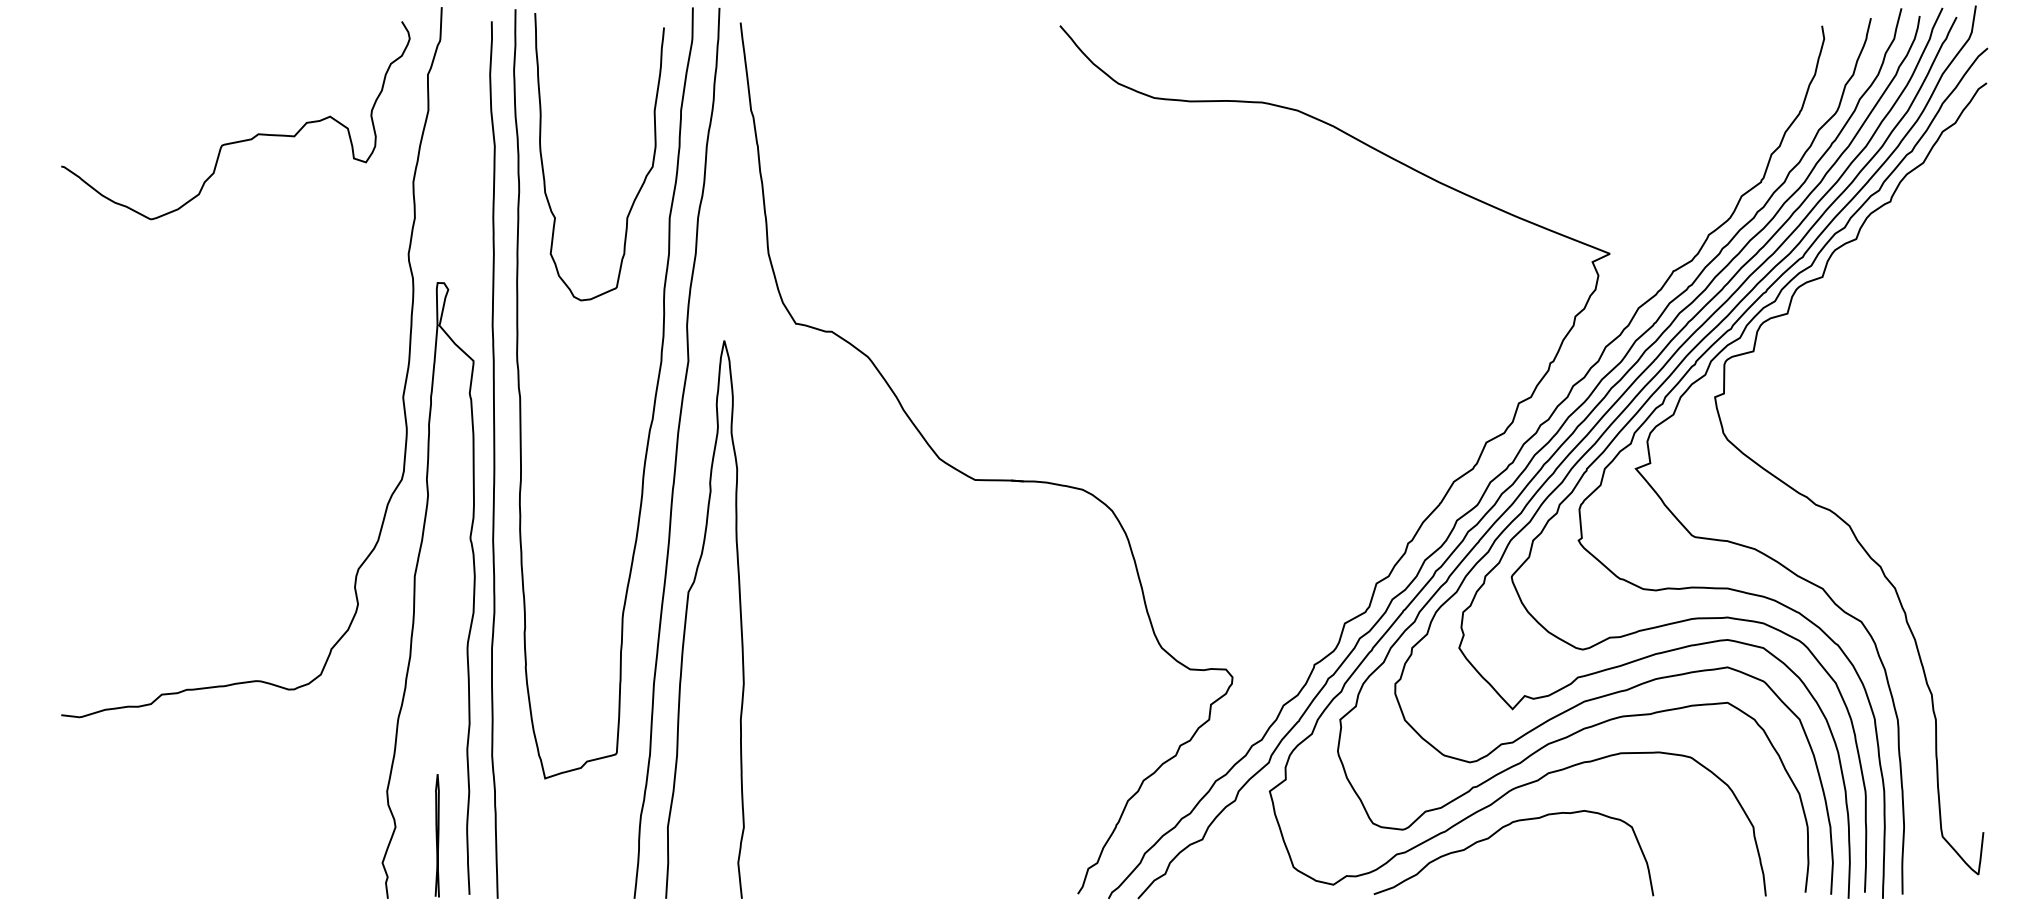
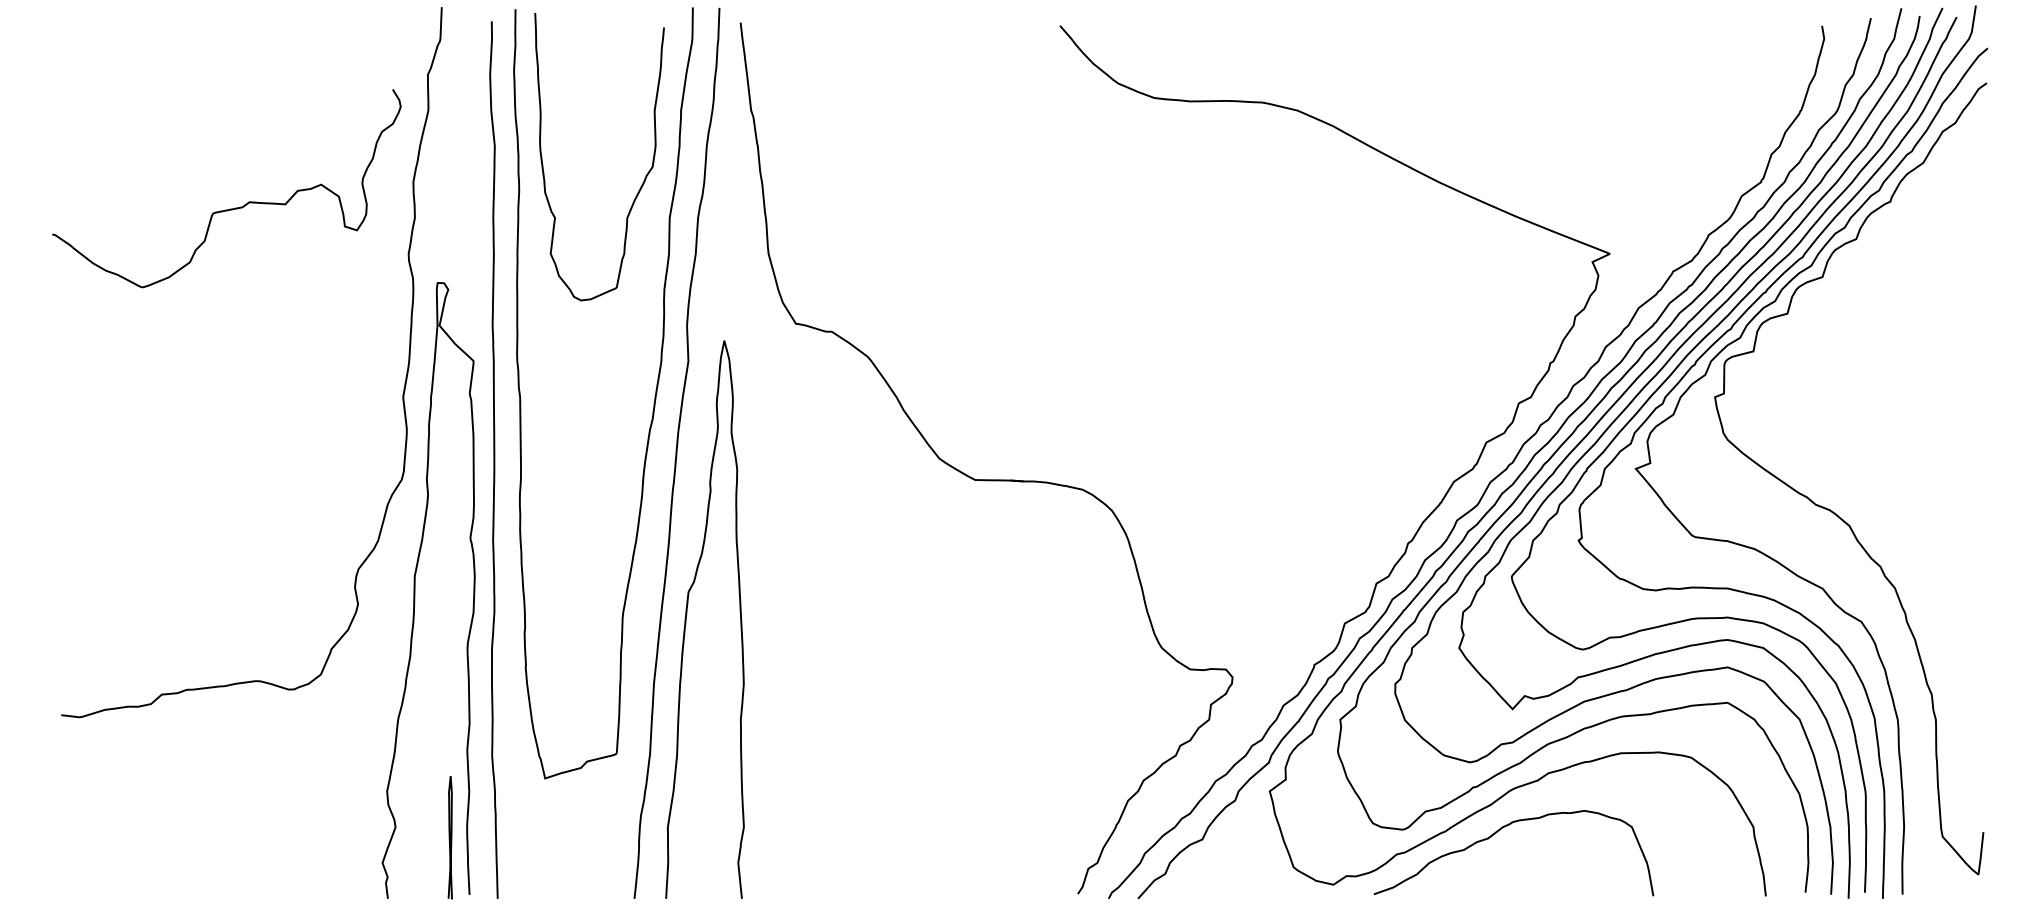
curve position: (239, 140) -> (230, 208) (230, 208)
curve position: (436, 835) -> (449, 837) (449, 837)
